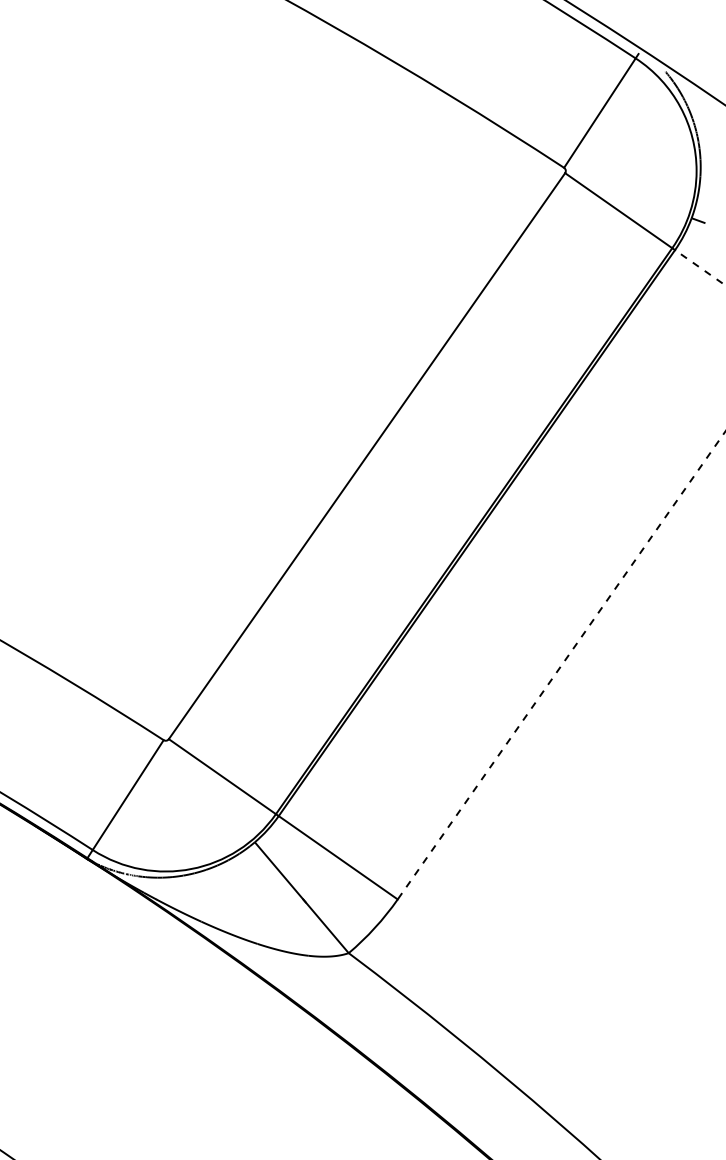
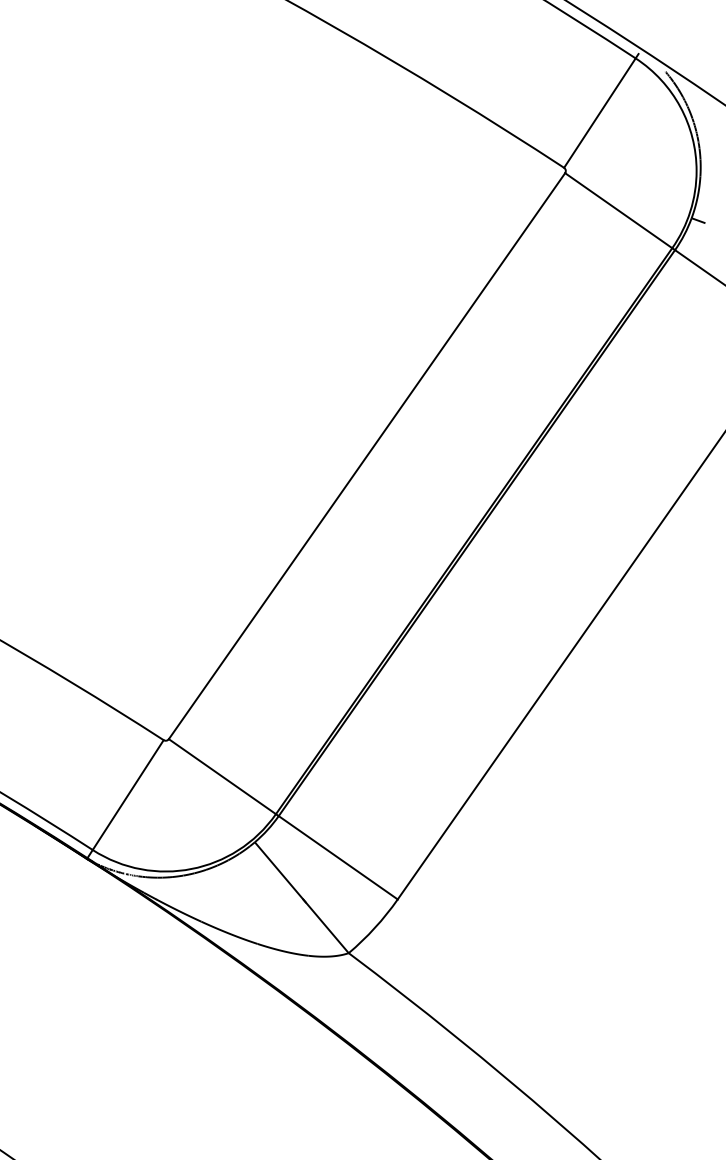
line: dashed -> solid (700, 267)
line: dashed -> solid (561, 665)
